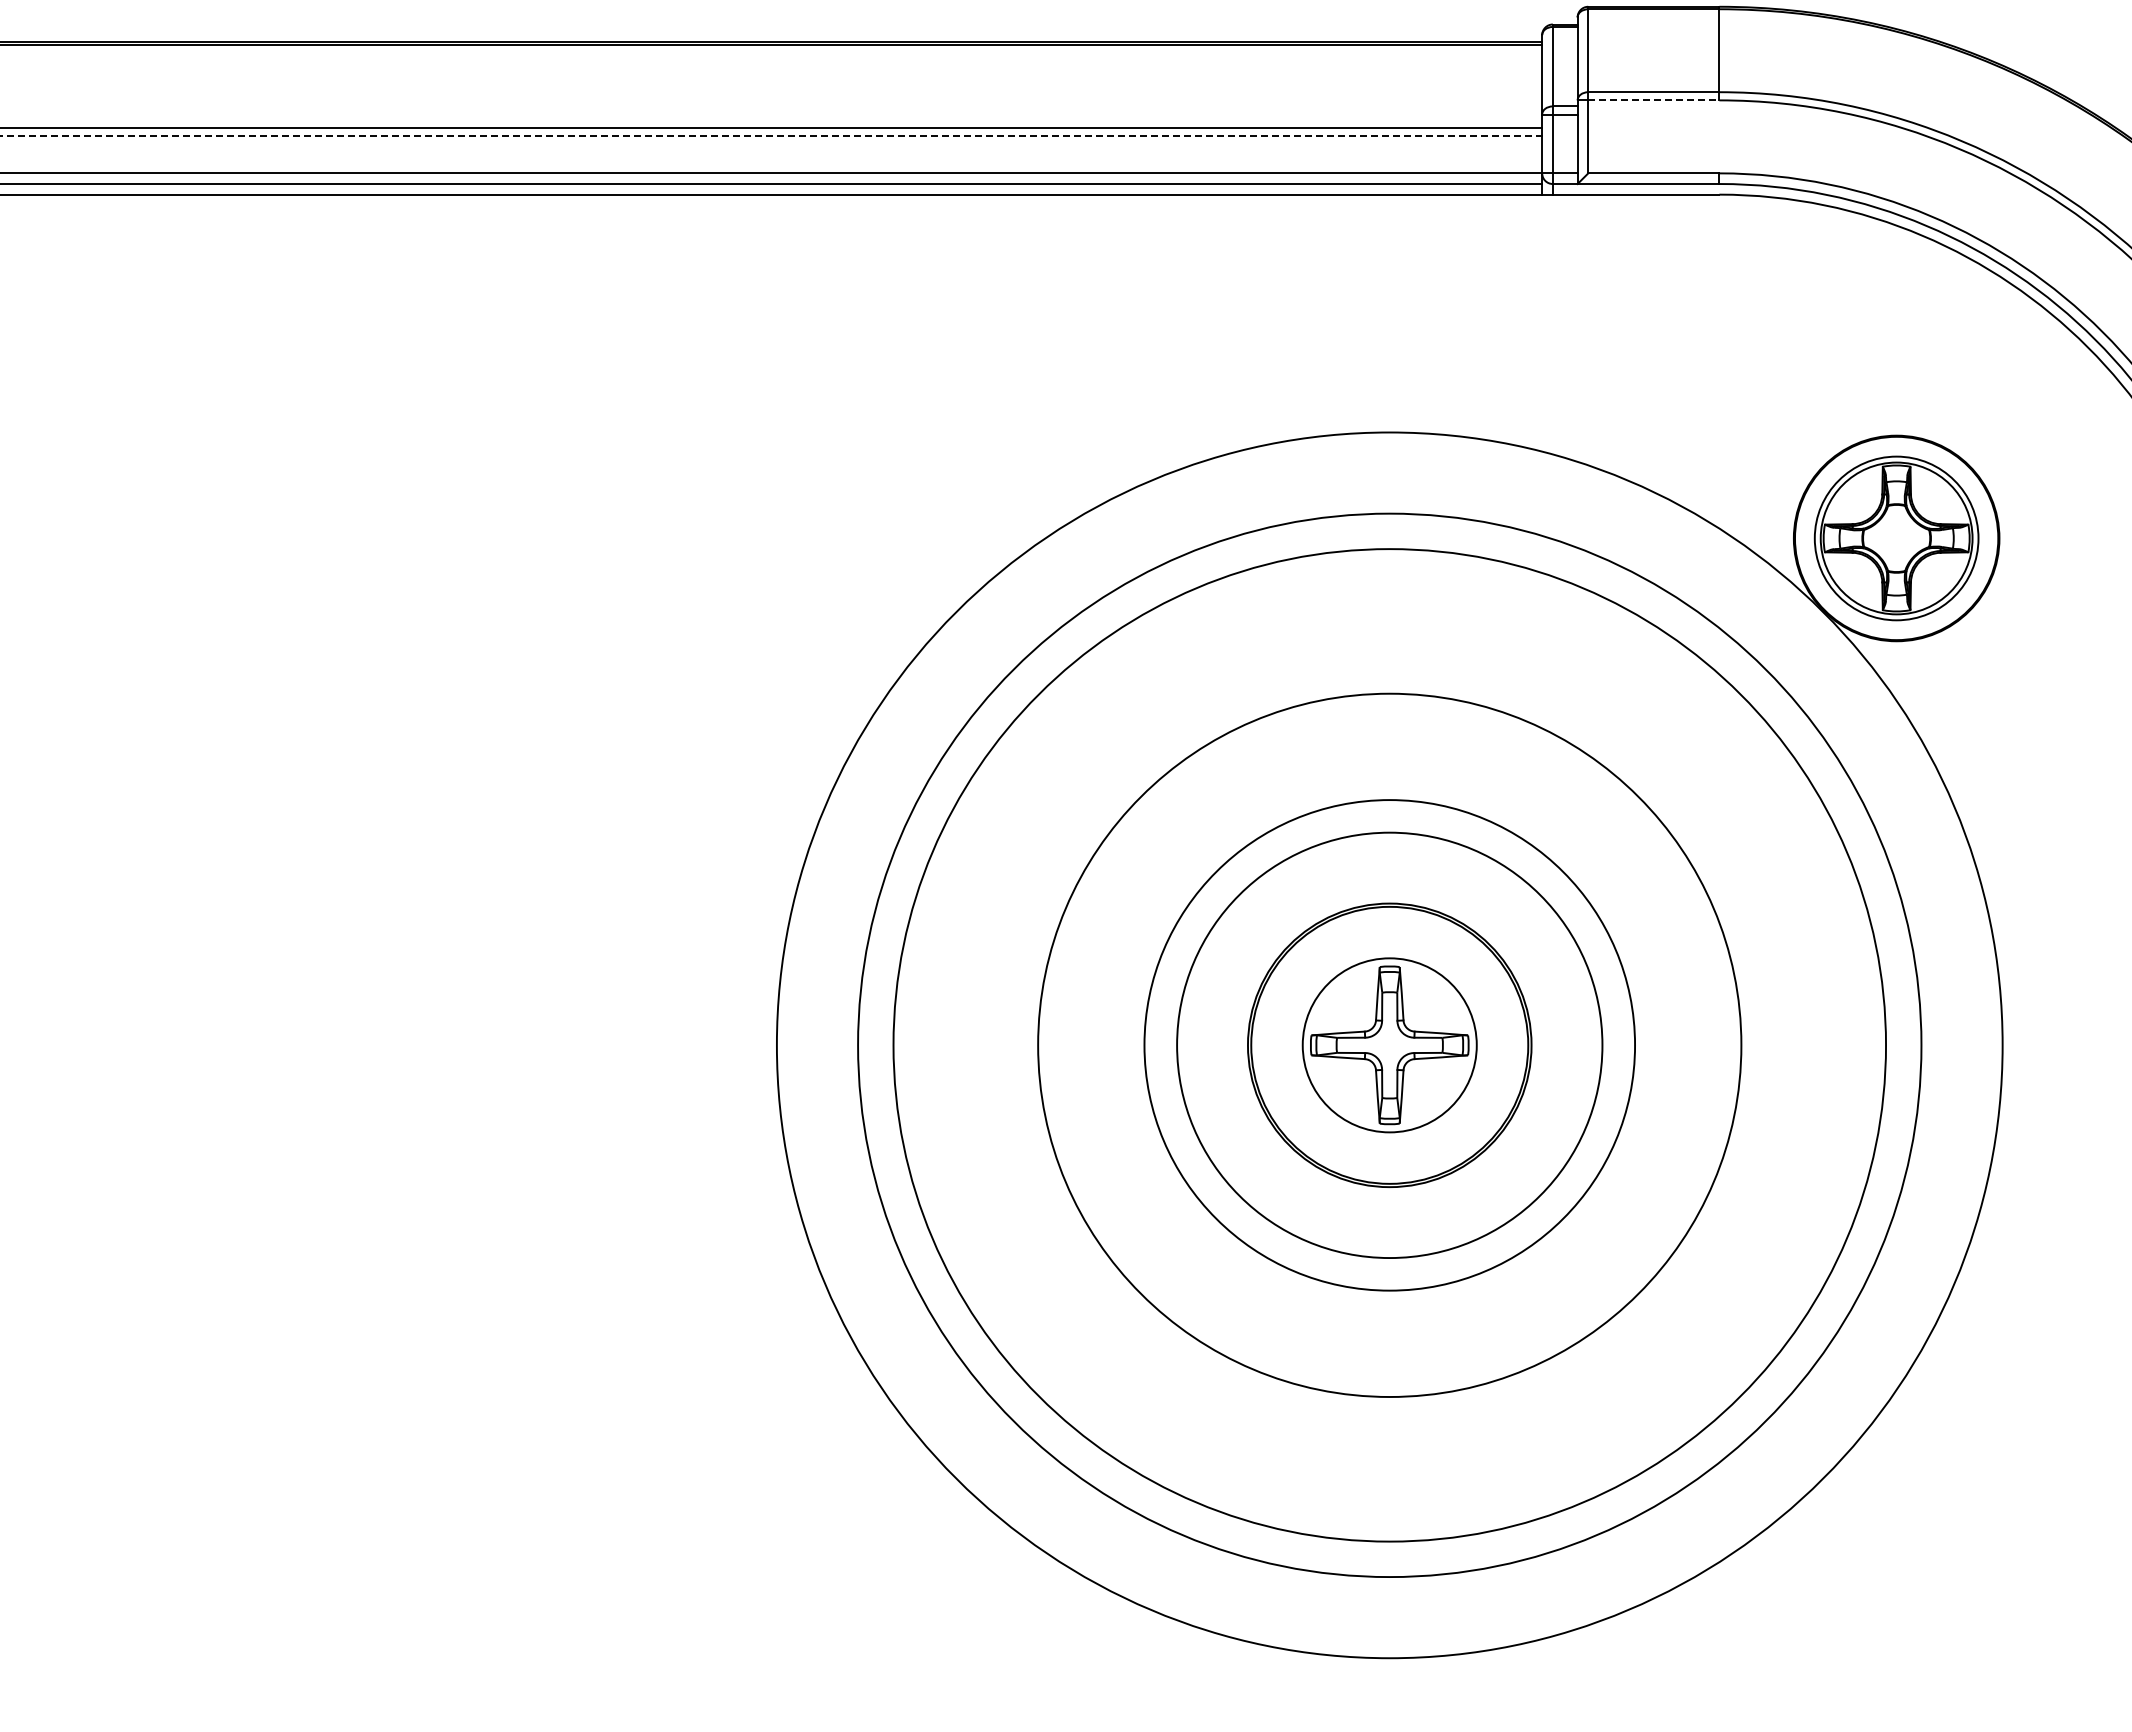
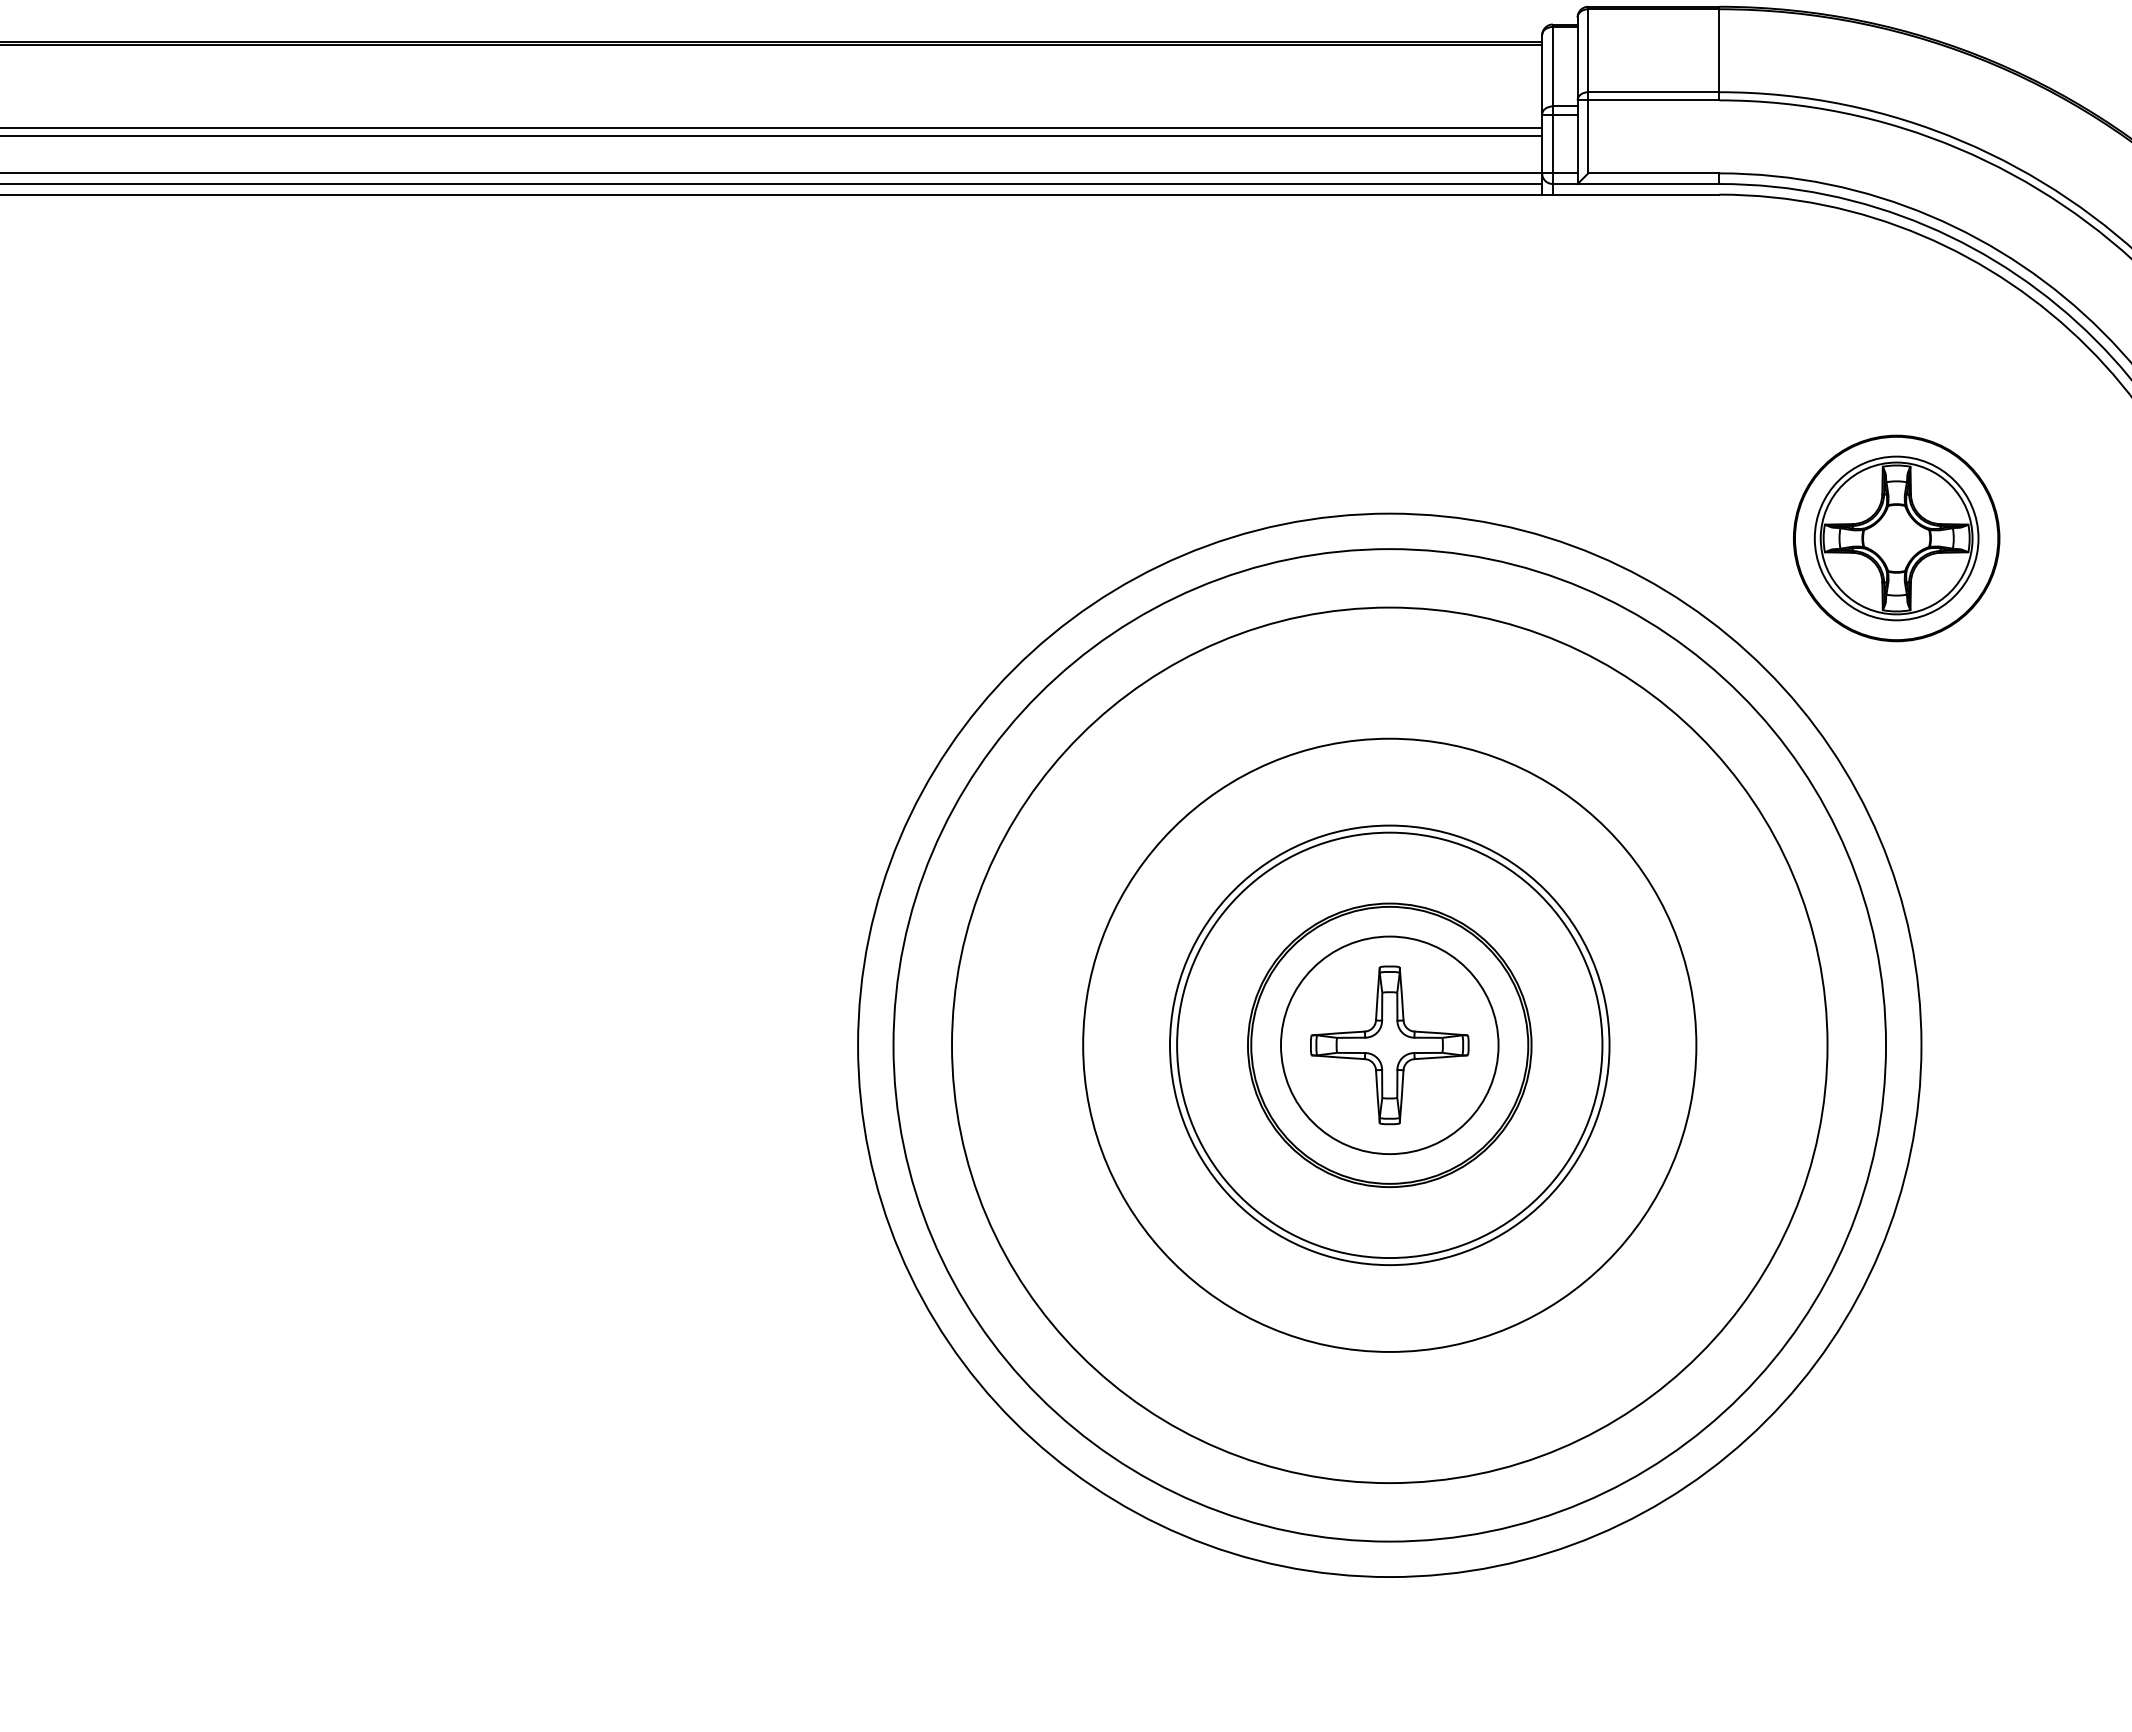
line: dashed -> solid (1653, 100)
line: dashed -> solid (771, 135)
circle diameter: 703 px -> 440 px (1389, 1045)
circle diameter: 1226 px -> 876 px (1389, 1045)
circle diameter: 174 px -> 218 px (1389, 1045)
circle diameter: 491 px -> 613 px (1389, 1044)
